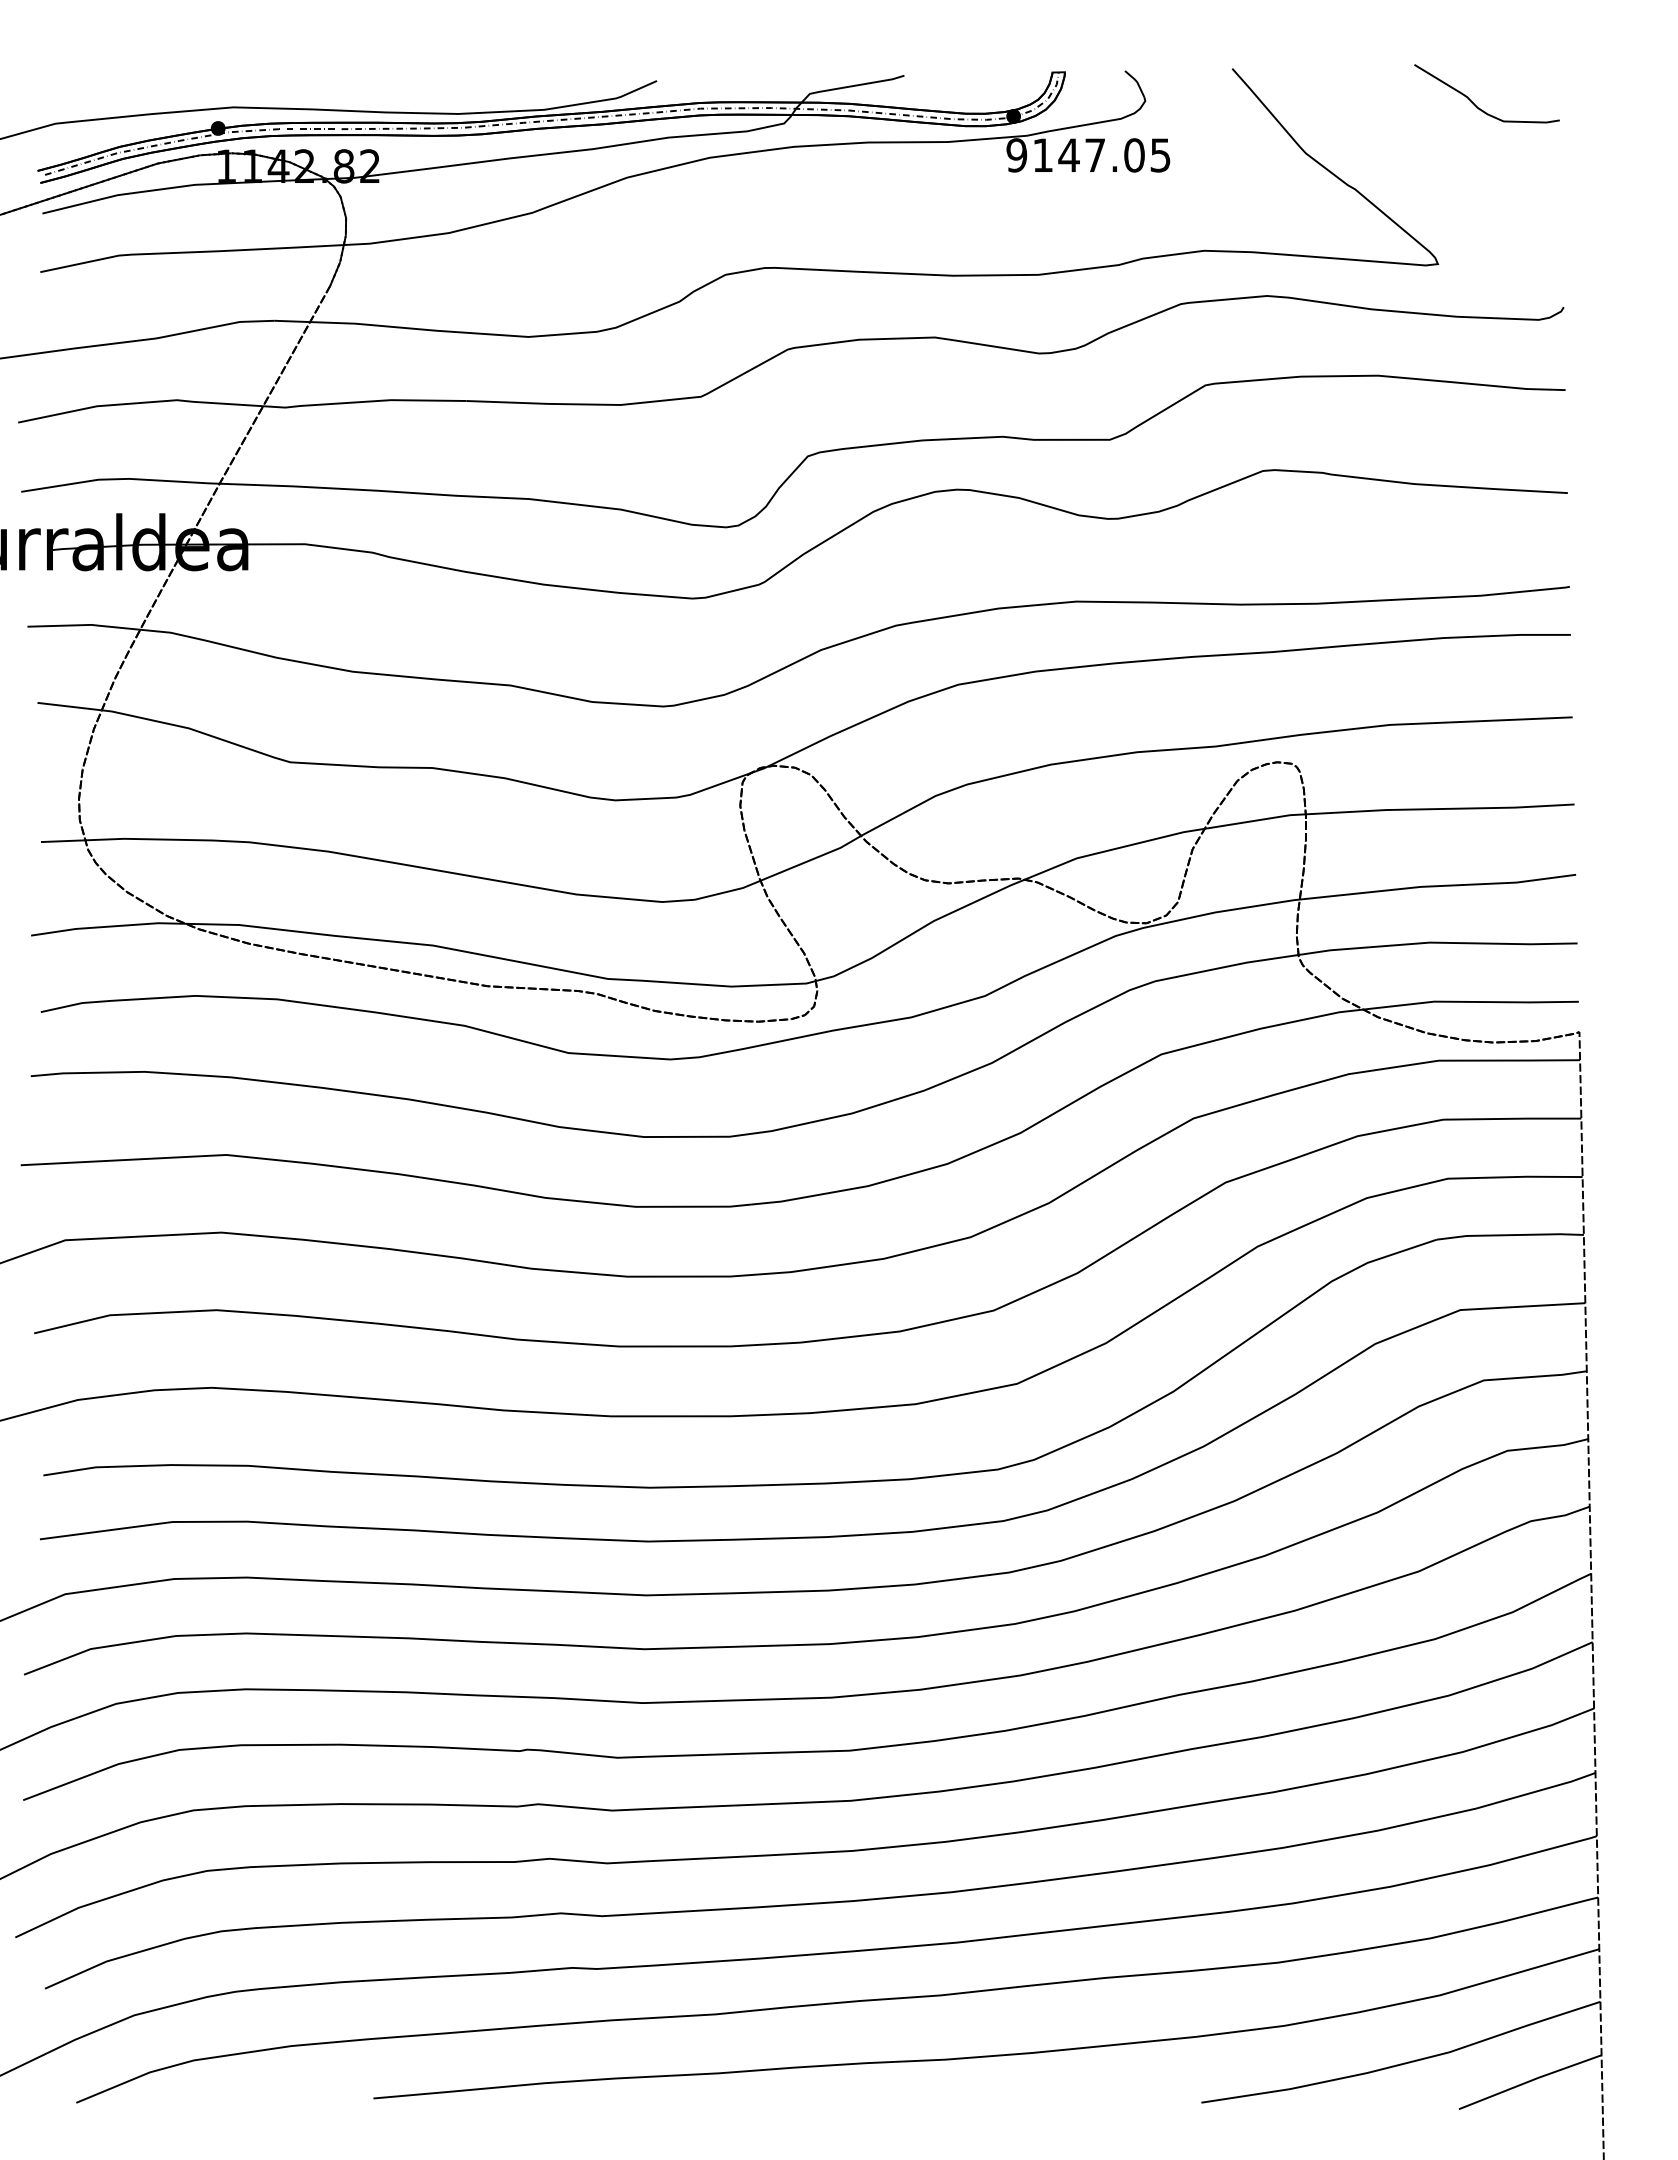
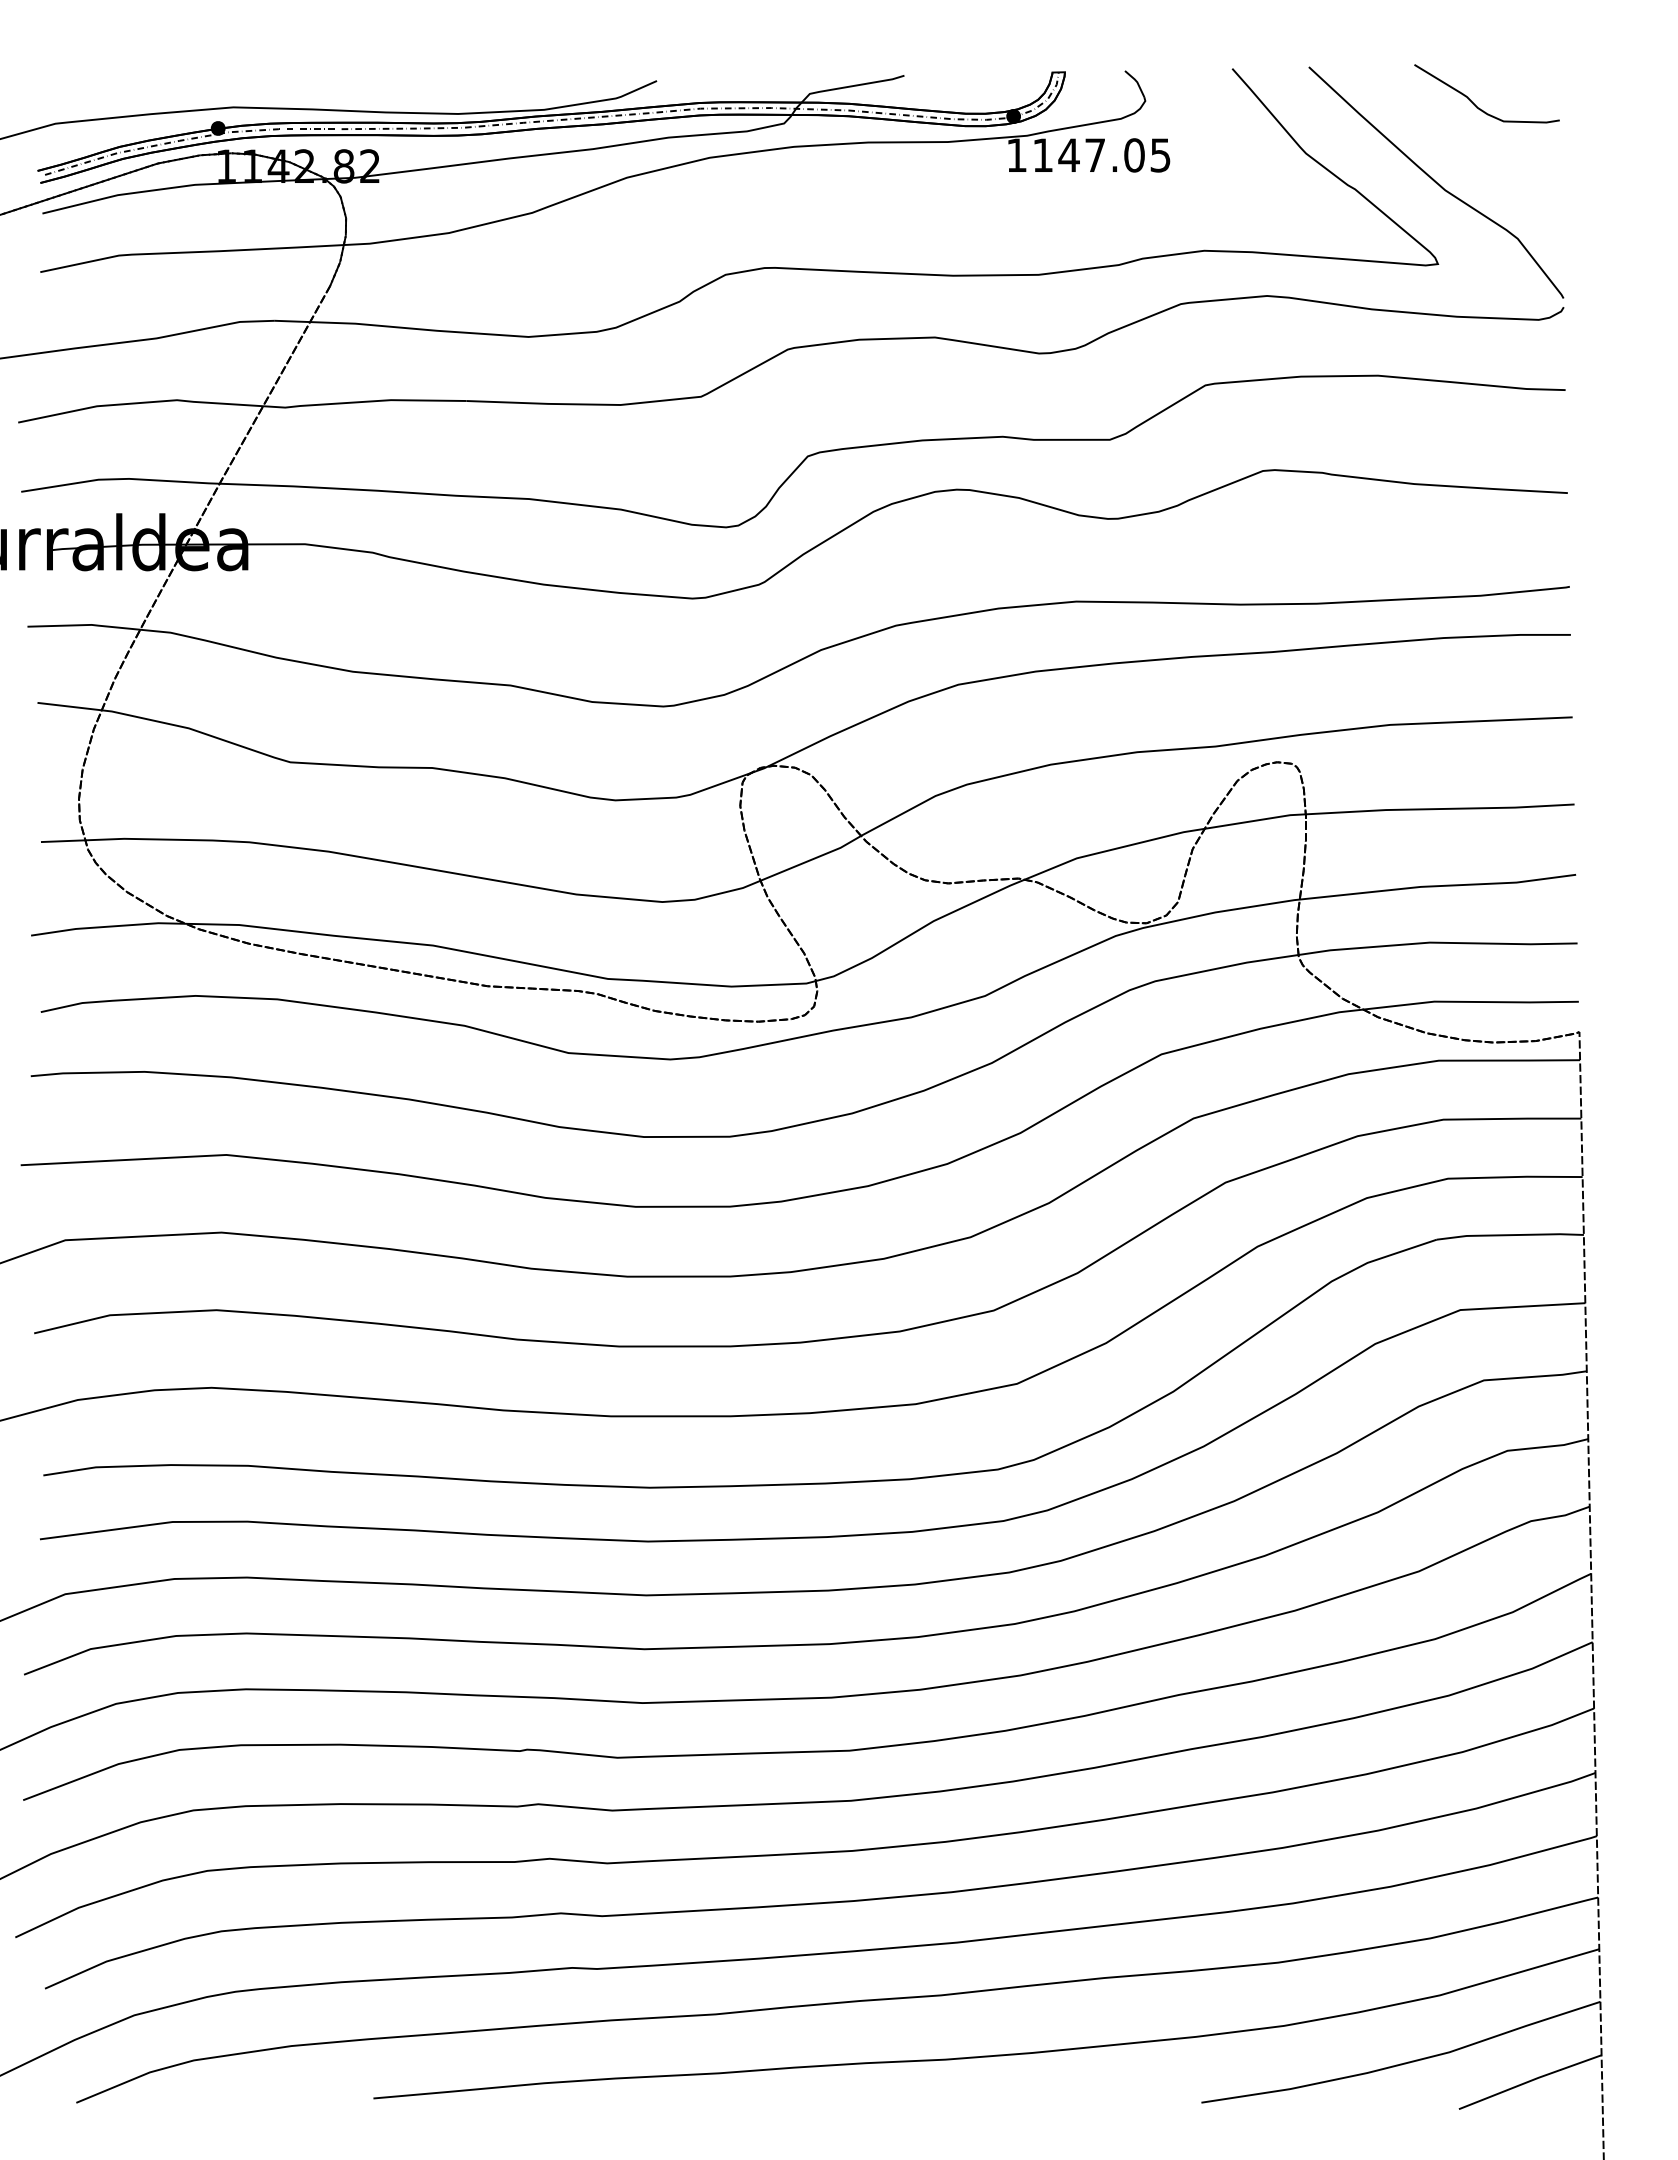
text: 9147.05 -> 1147.05 (1016, 155)
curve: none -> present (1436, 182)
